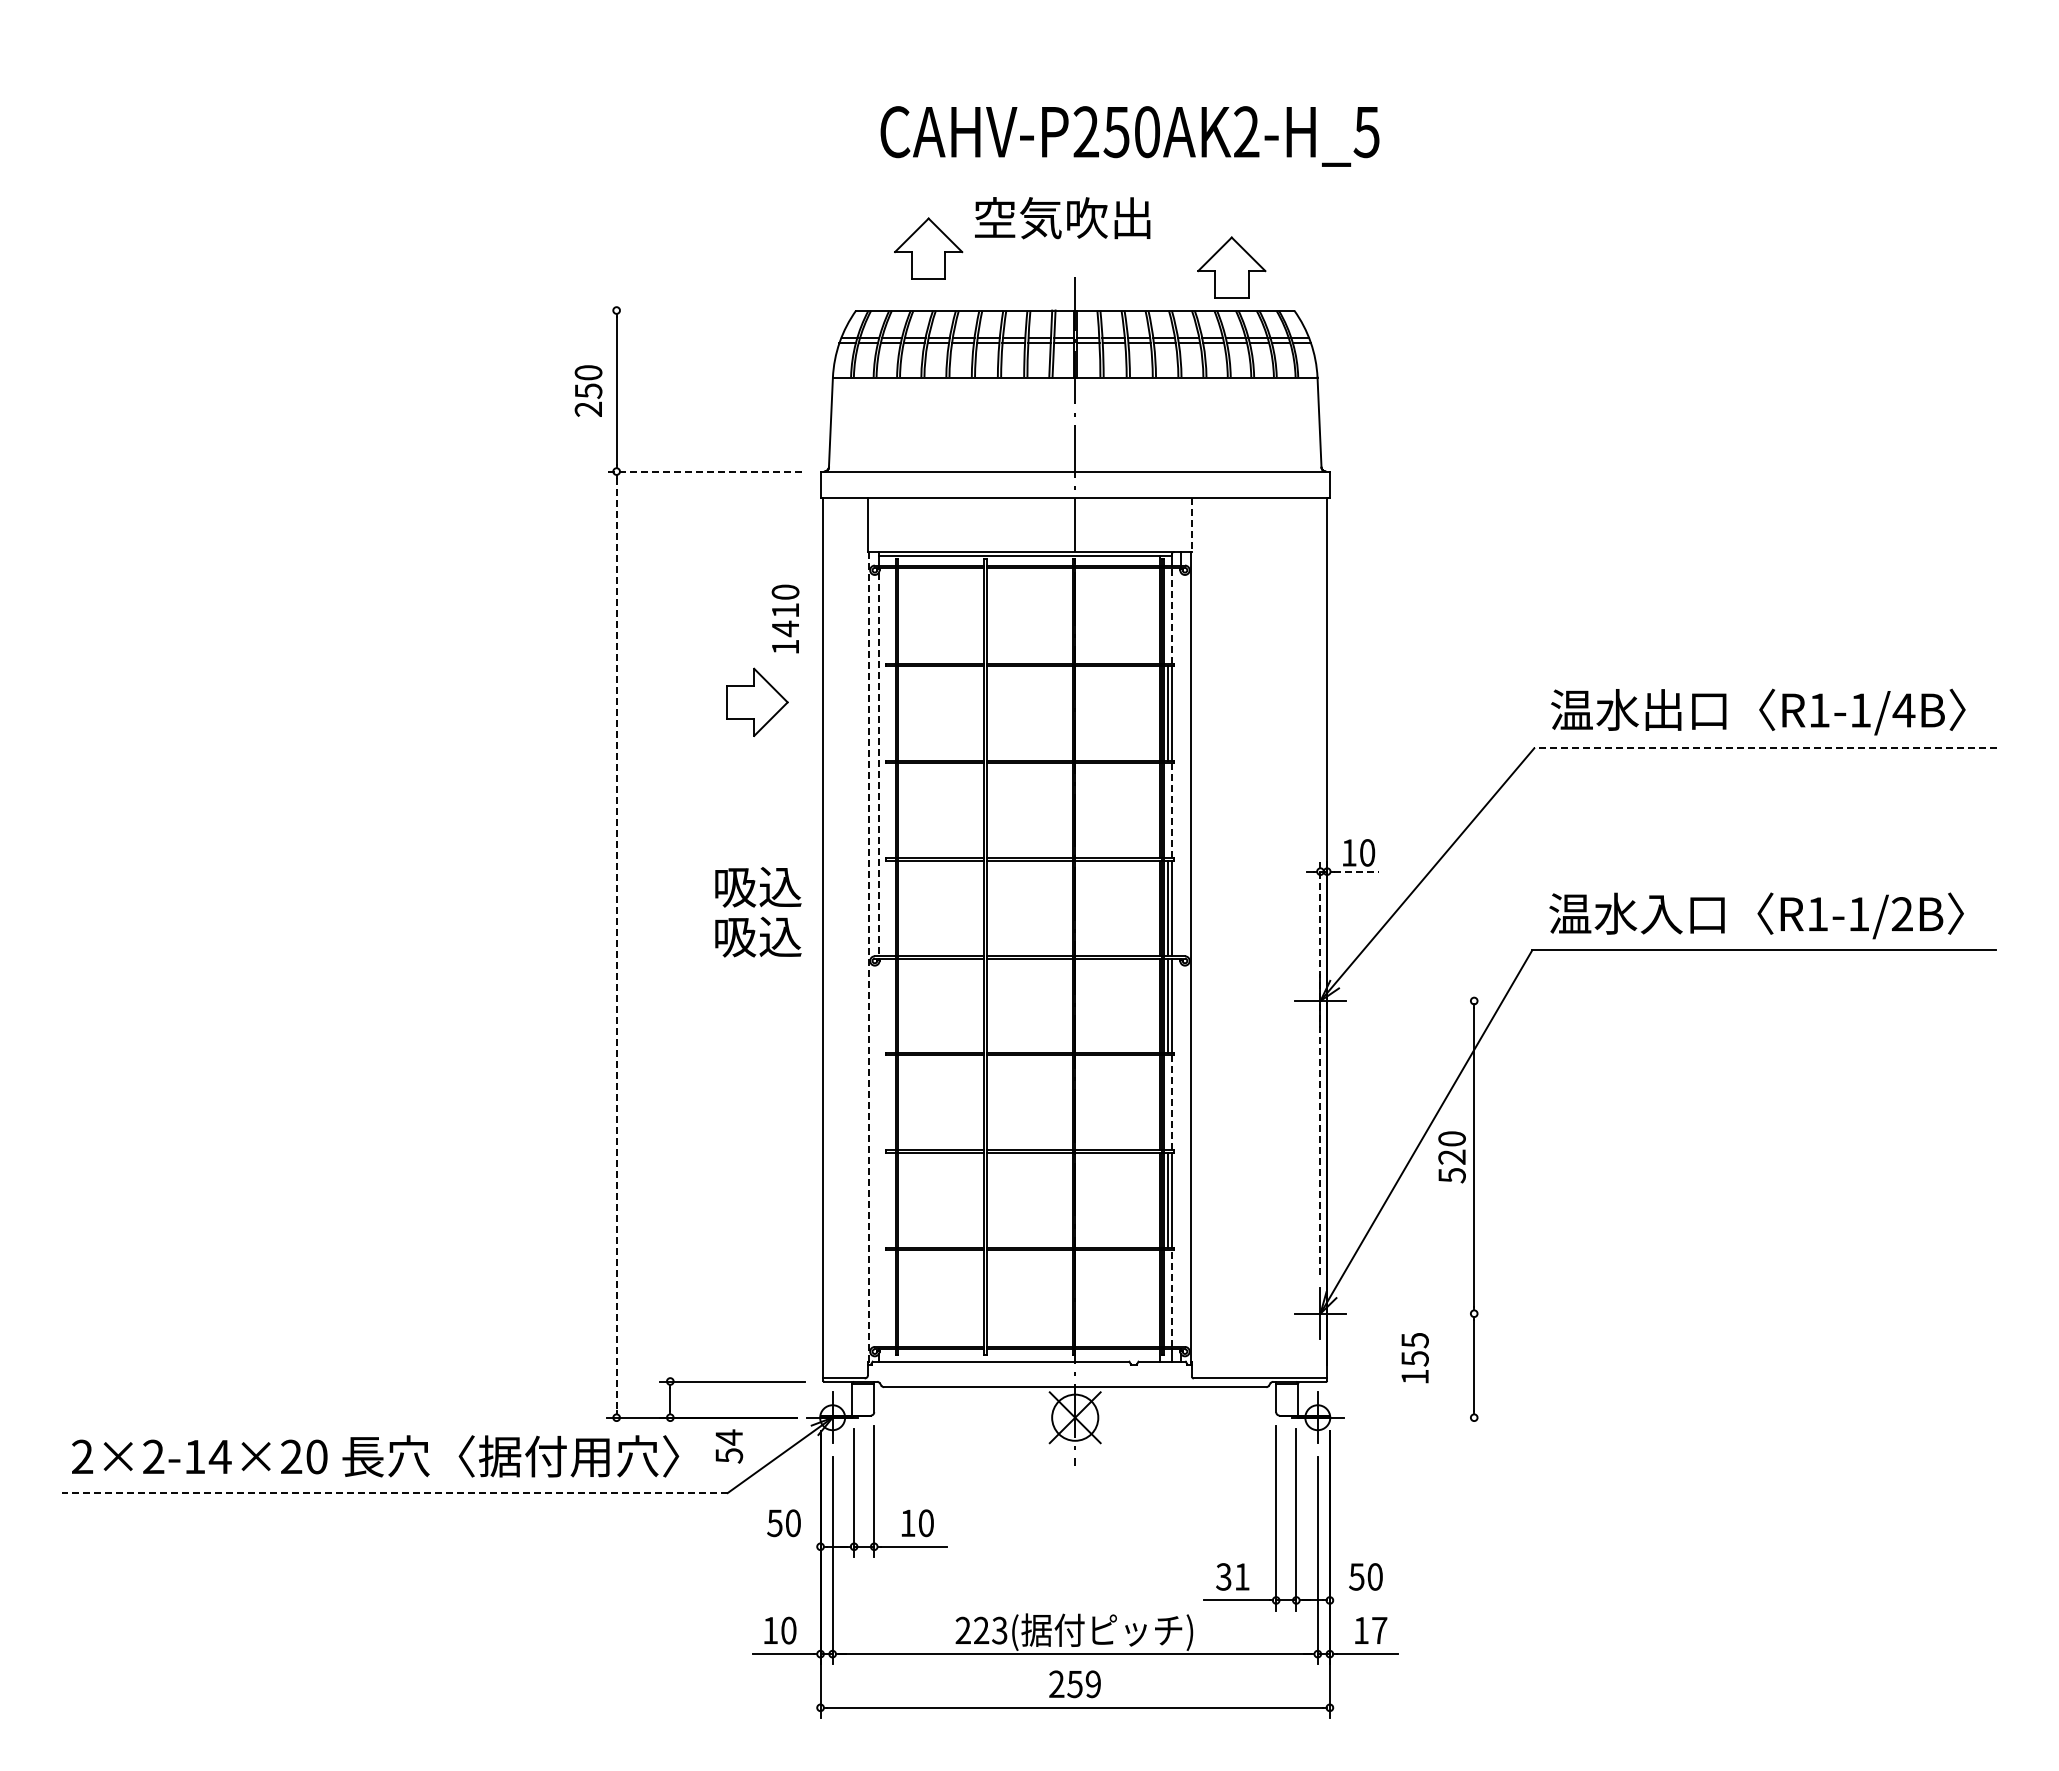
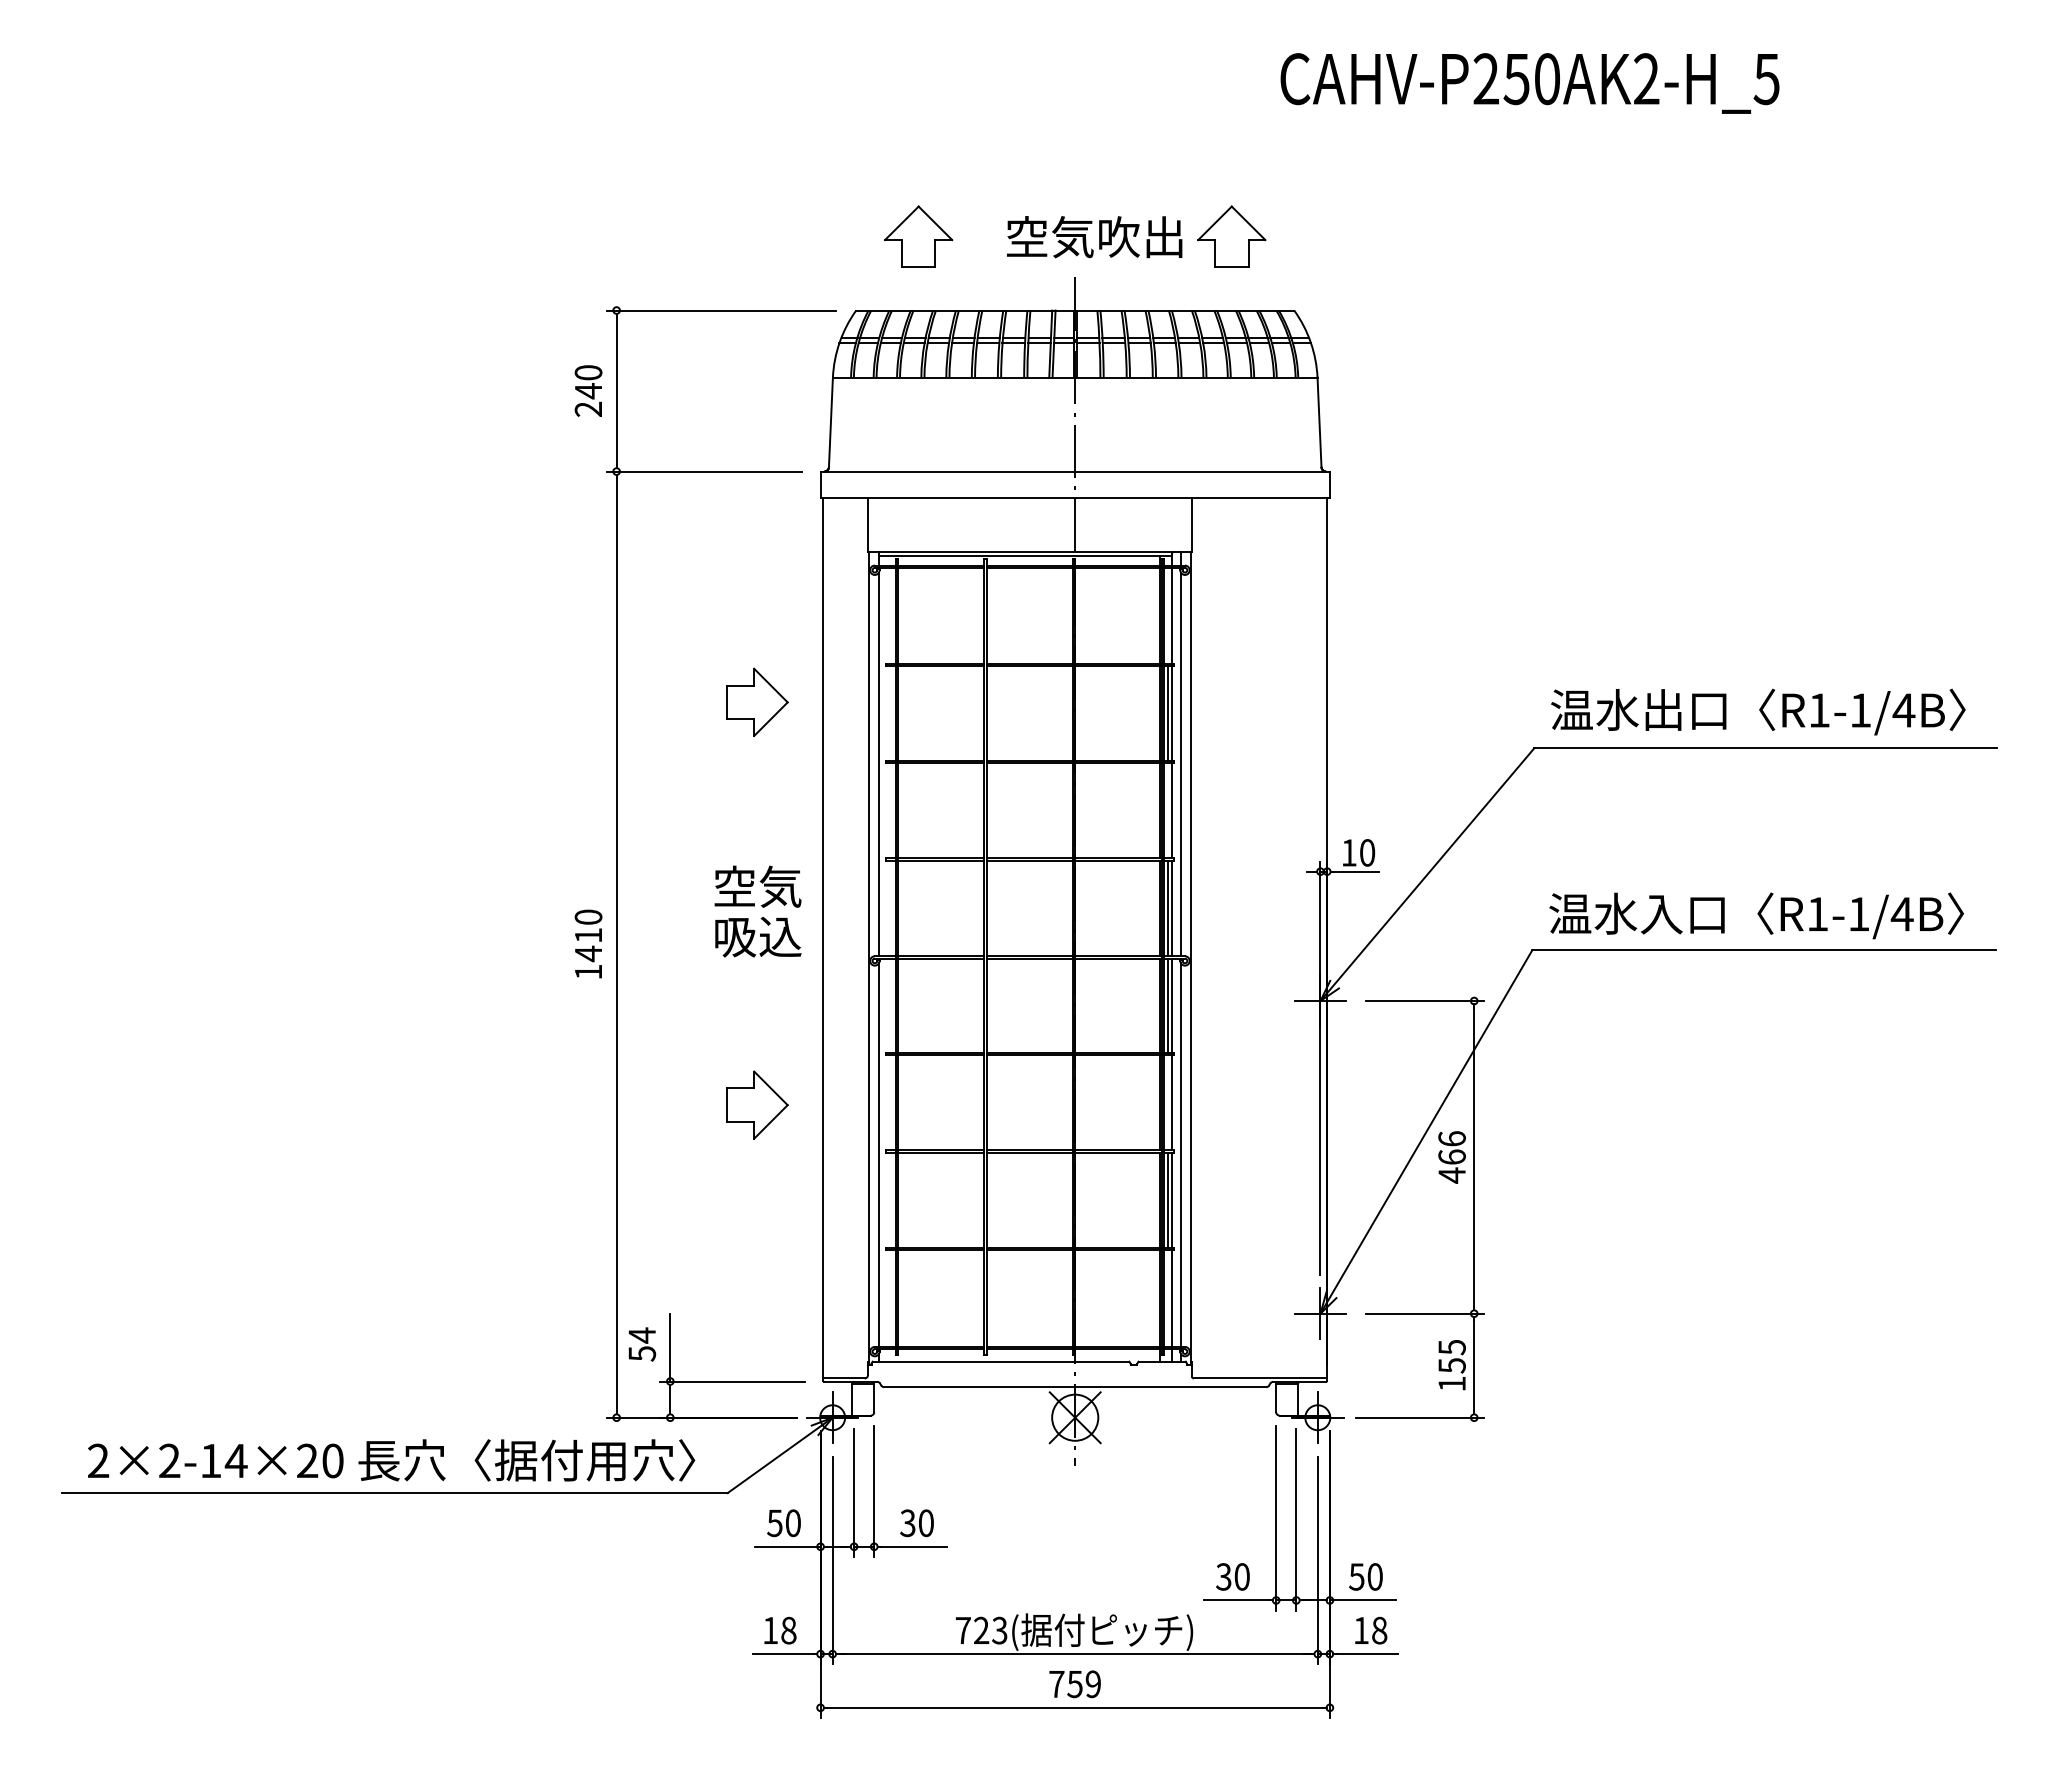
text position: (1129, 136) -> (1529, 83) (1529, 83)
text position: (1062, 218) -> (1094, 237) (1094, 237)
part position: (928, 248) -> (918, 236) (918, 236)
part position: (1231, 267) -> (1231, 236) (1231, 236)
line: none -> present (721, 310)
text: 250 -> 240 (588, 391)
line: dashed -> solid (704, 471)
line: dashed -> solid (1191, 525)
line: dashed -> solid (1171, 615)
text position: (785, 618) -> (588, 943) (588, 943)
line: dashed -> solid (1765, 748)
line: dashed -> solid (878, 764)
line: none -> present (1180, 764)
line: dashed -> solid (1171, 810)
line: dashed -> solid (1356, 871)
text: 吸込 -> 空気 (757, 886)
text: R1-1/2B -> R1-1/4B (1901, 914)
line: dashed -> solid (616, 945)
line: dashed -> solid (868, 959)
line: none -> present (1425, 1001)
line: dashed -> solid (1320, 1068)
line: dashed -> solid (1171, 1102)
part: none -> present (757, 1104)
line: none -> present (878, 1154)
line: none -> present (1180, 1154)
text: 520 -> 466 (1451, 1157)
line: dashed -> solid (1171, 1298)
line: none -> present (1425, 1313)
line: none -> present (670, 1347)
text position: (1414, 1358) -> (1451, 1365) (1451, 1365)
line: none -> present (1419, 1417)
text position: (729, 1446) -> (642, 1344) (642, 1344)
text position: (375, 1456) -> (391, 1460) (391, 1460)
line: dashed -> solid (394, 1493)
text: 10 -> 30 (907, 1523)
line: none -> present (787, 1546)
text: 31 -> 30 (1241, 1576)
line: none -> present (1362, 1600)
text: 223( -> 723( (962, 1629)
text: 10 -> 18 (788, 1630)
text: 17 -> 18 (1379, 1630)
text: 259 -> 759 (1056, 1683)
